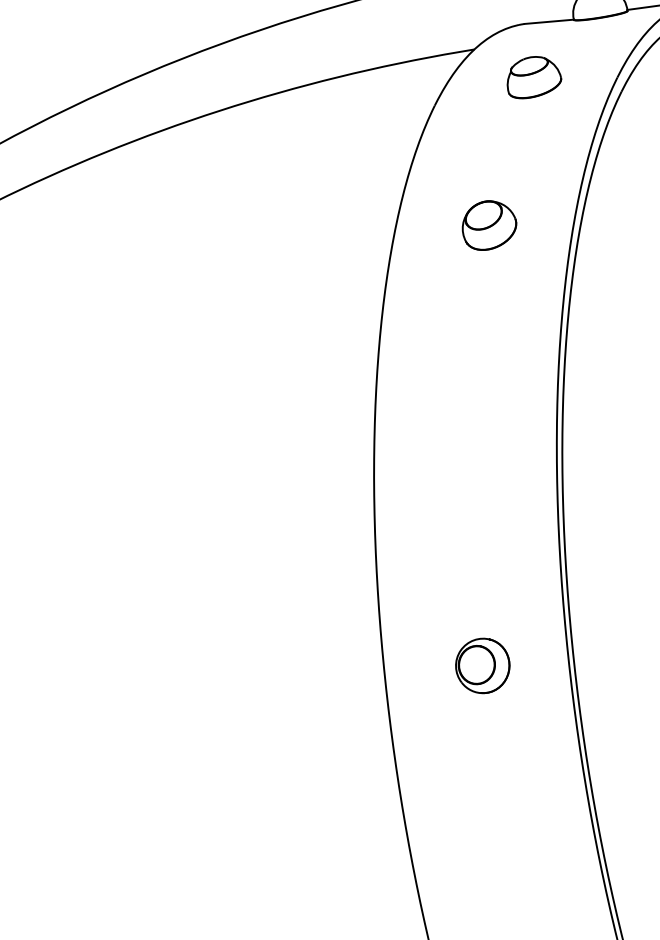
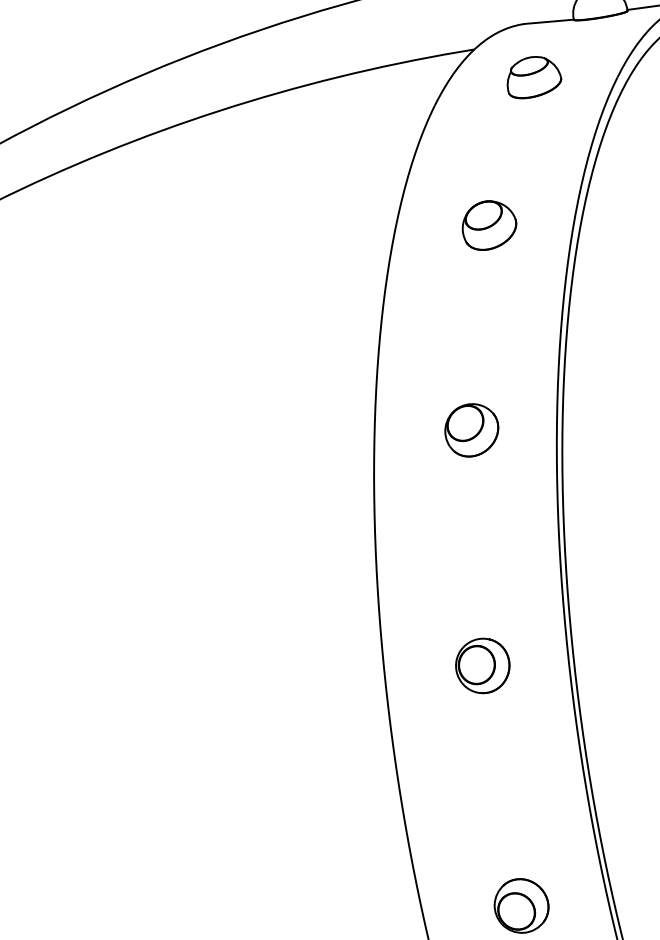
part: none -> present (471, 430)
part: none -> present (521, 905)
